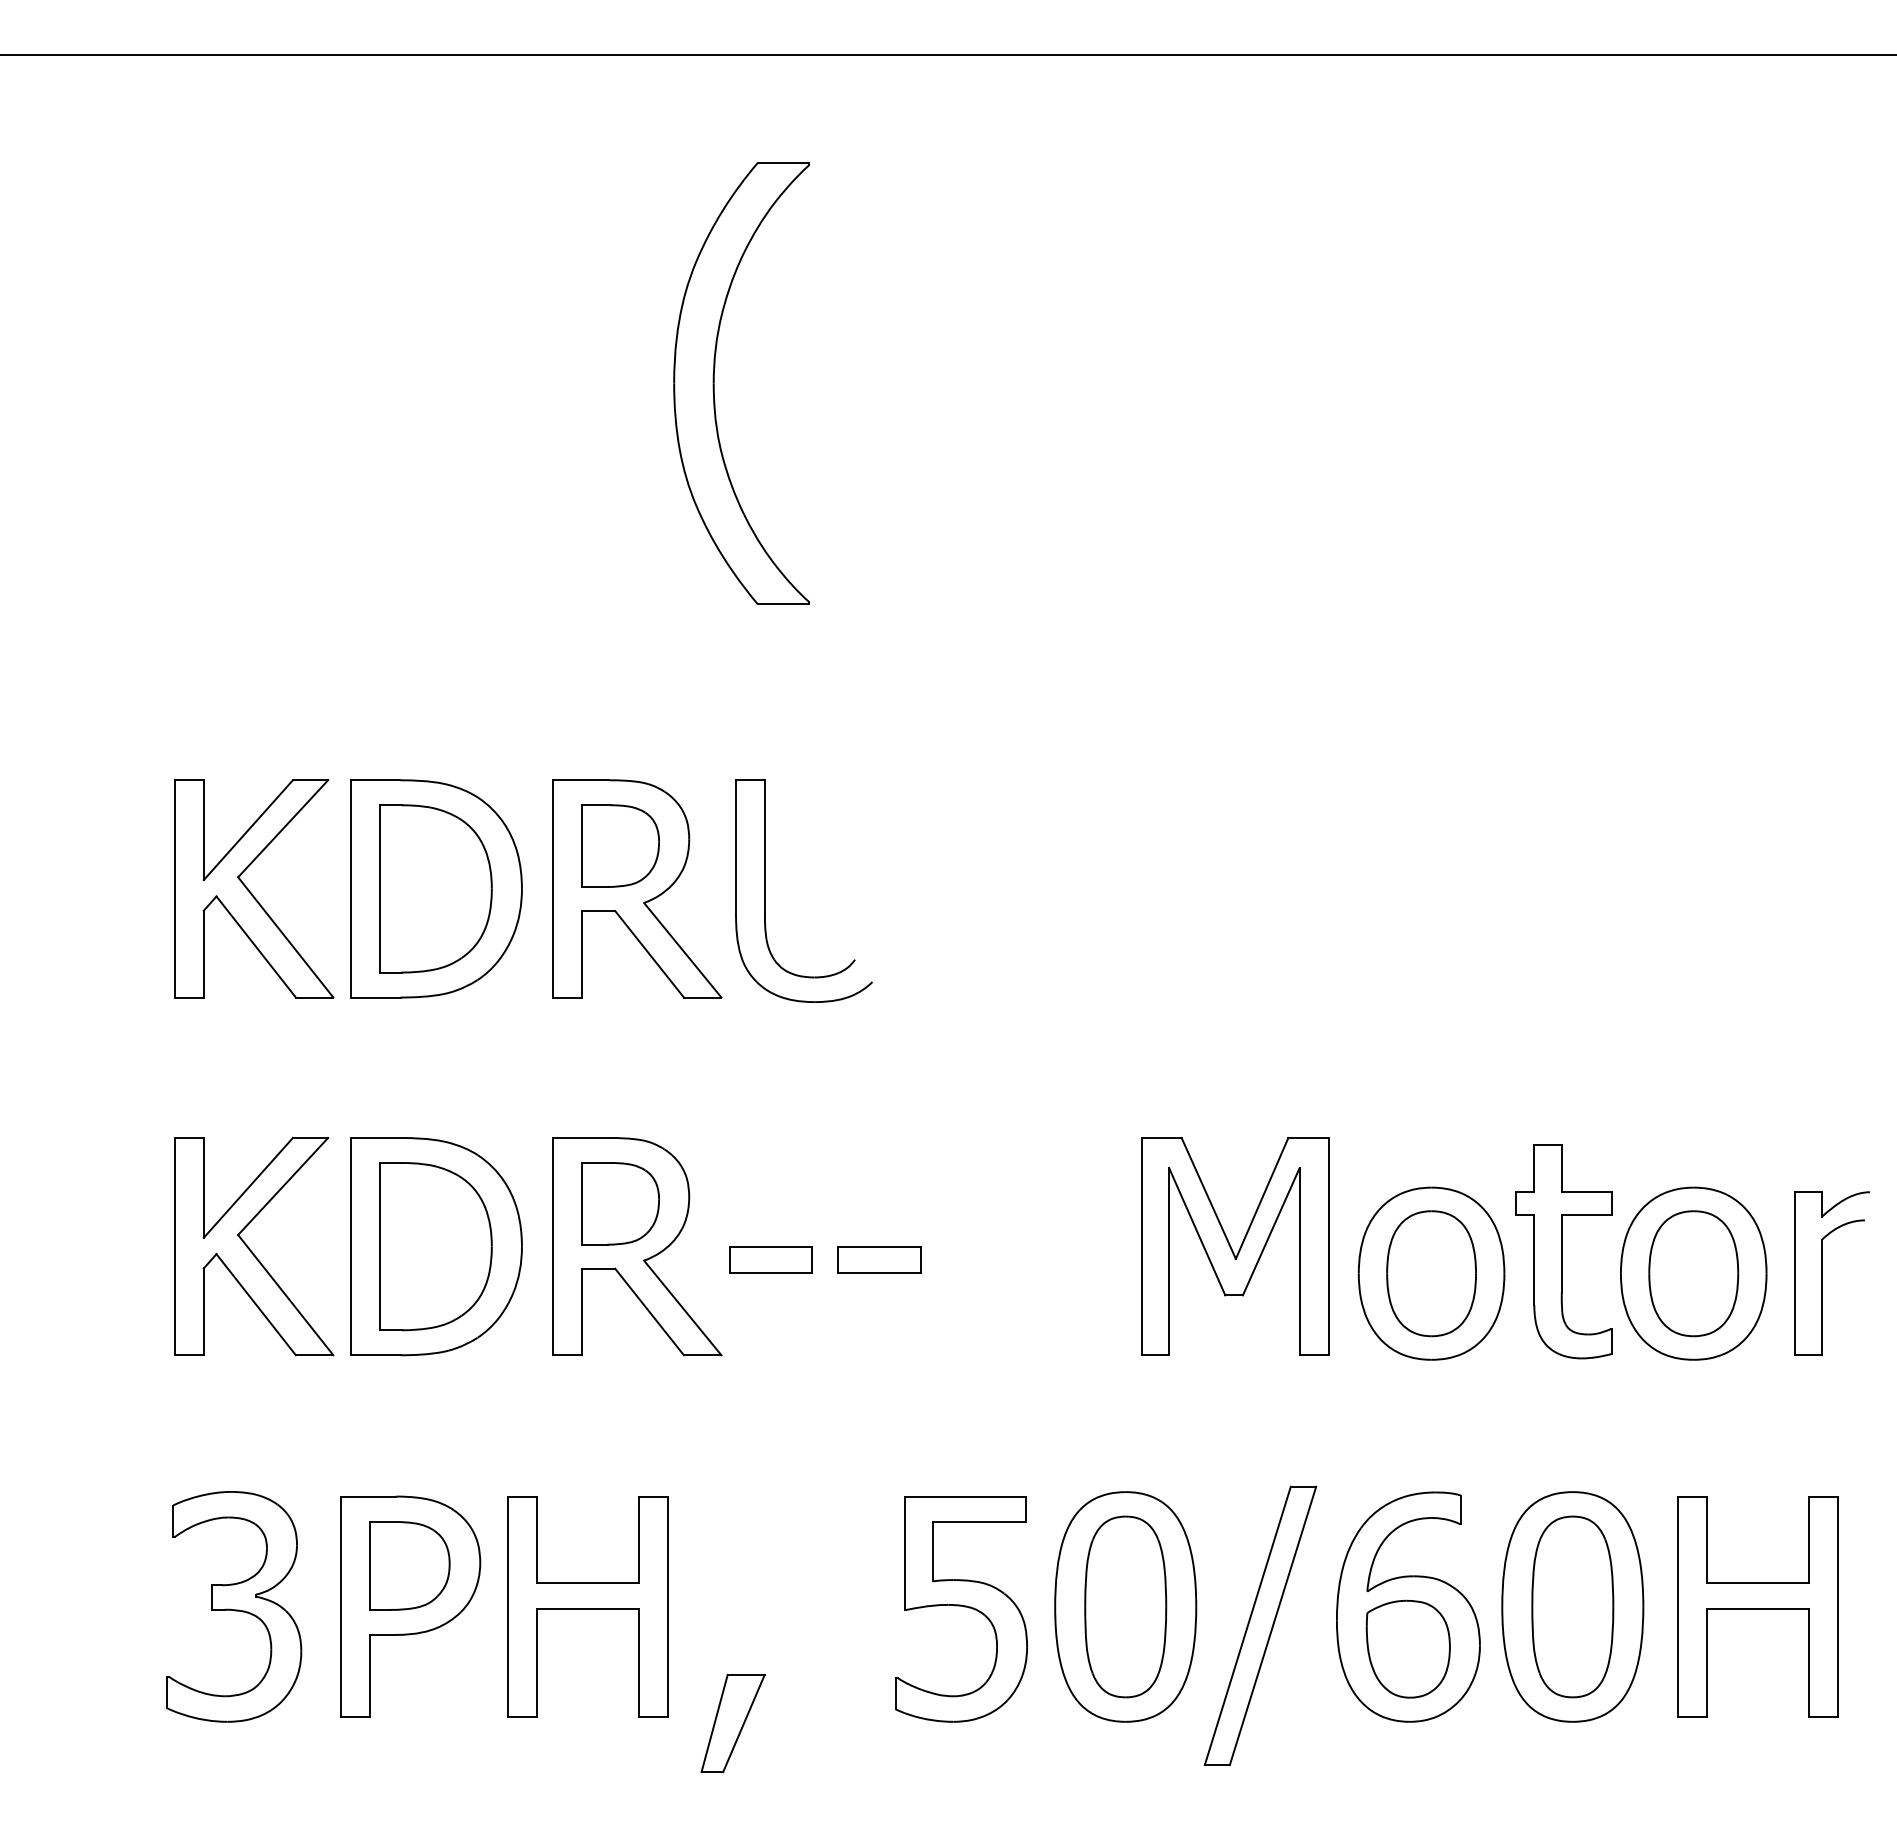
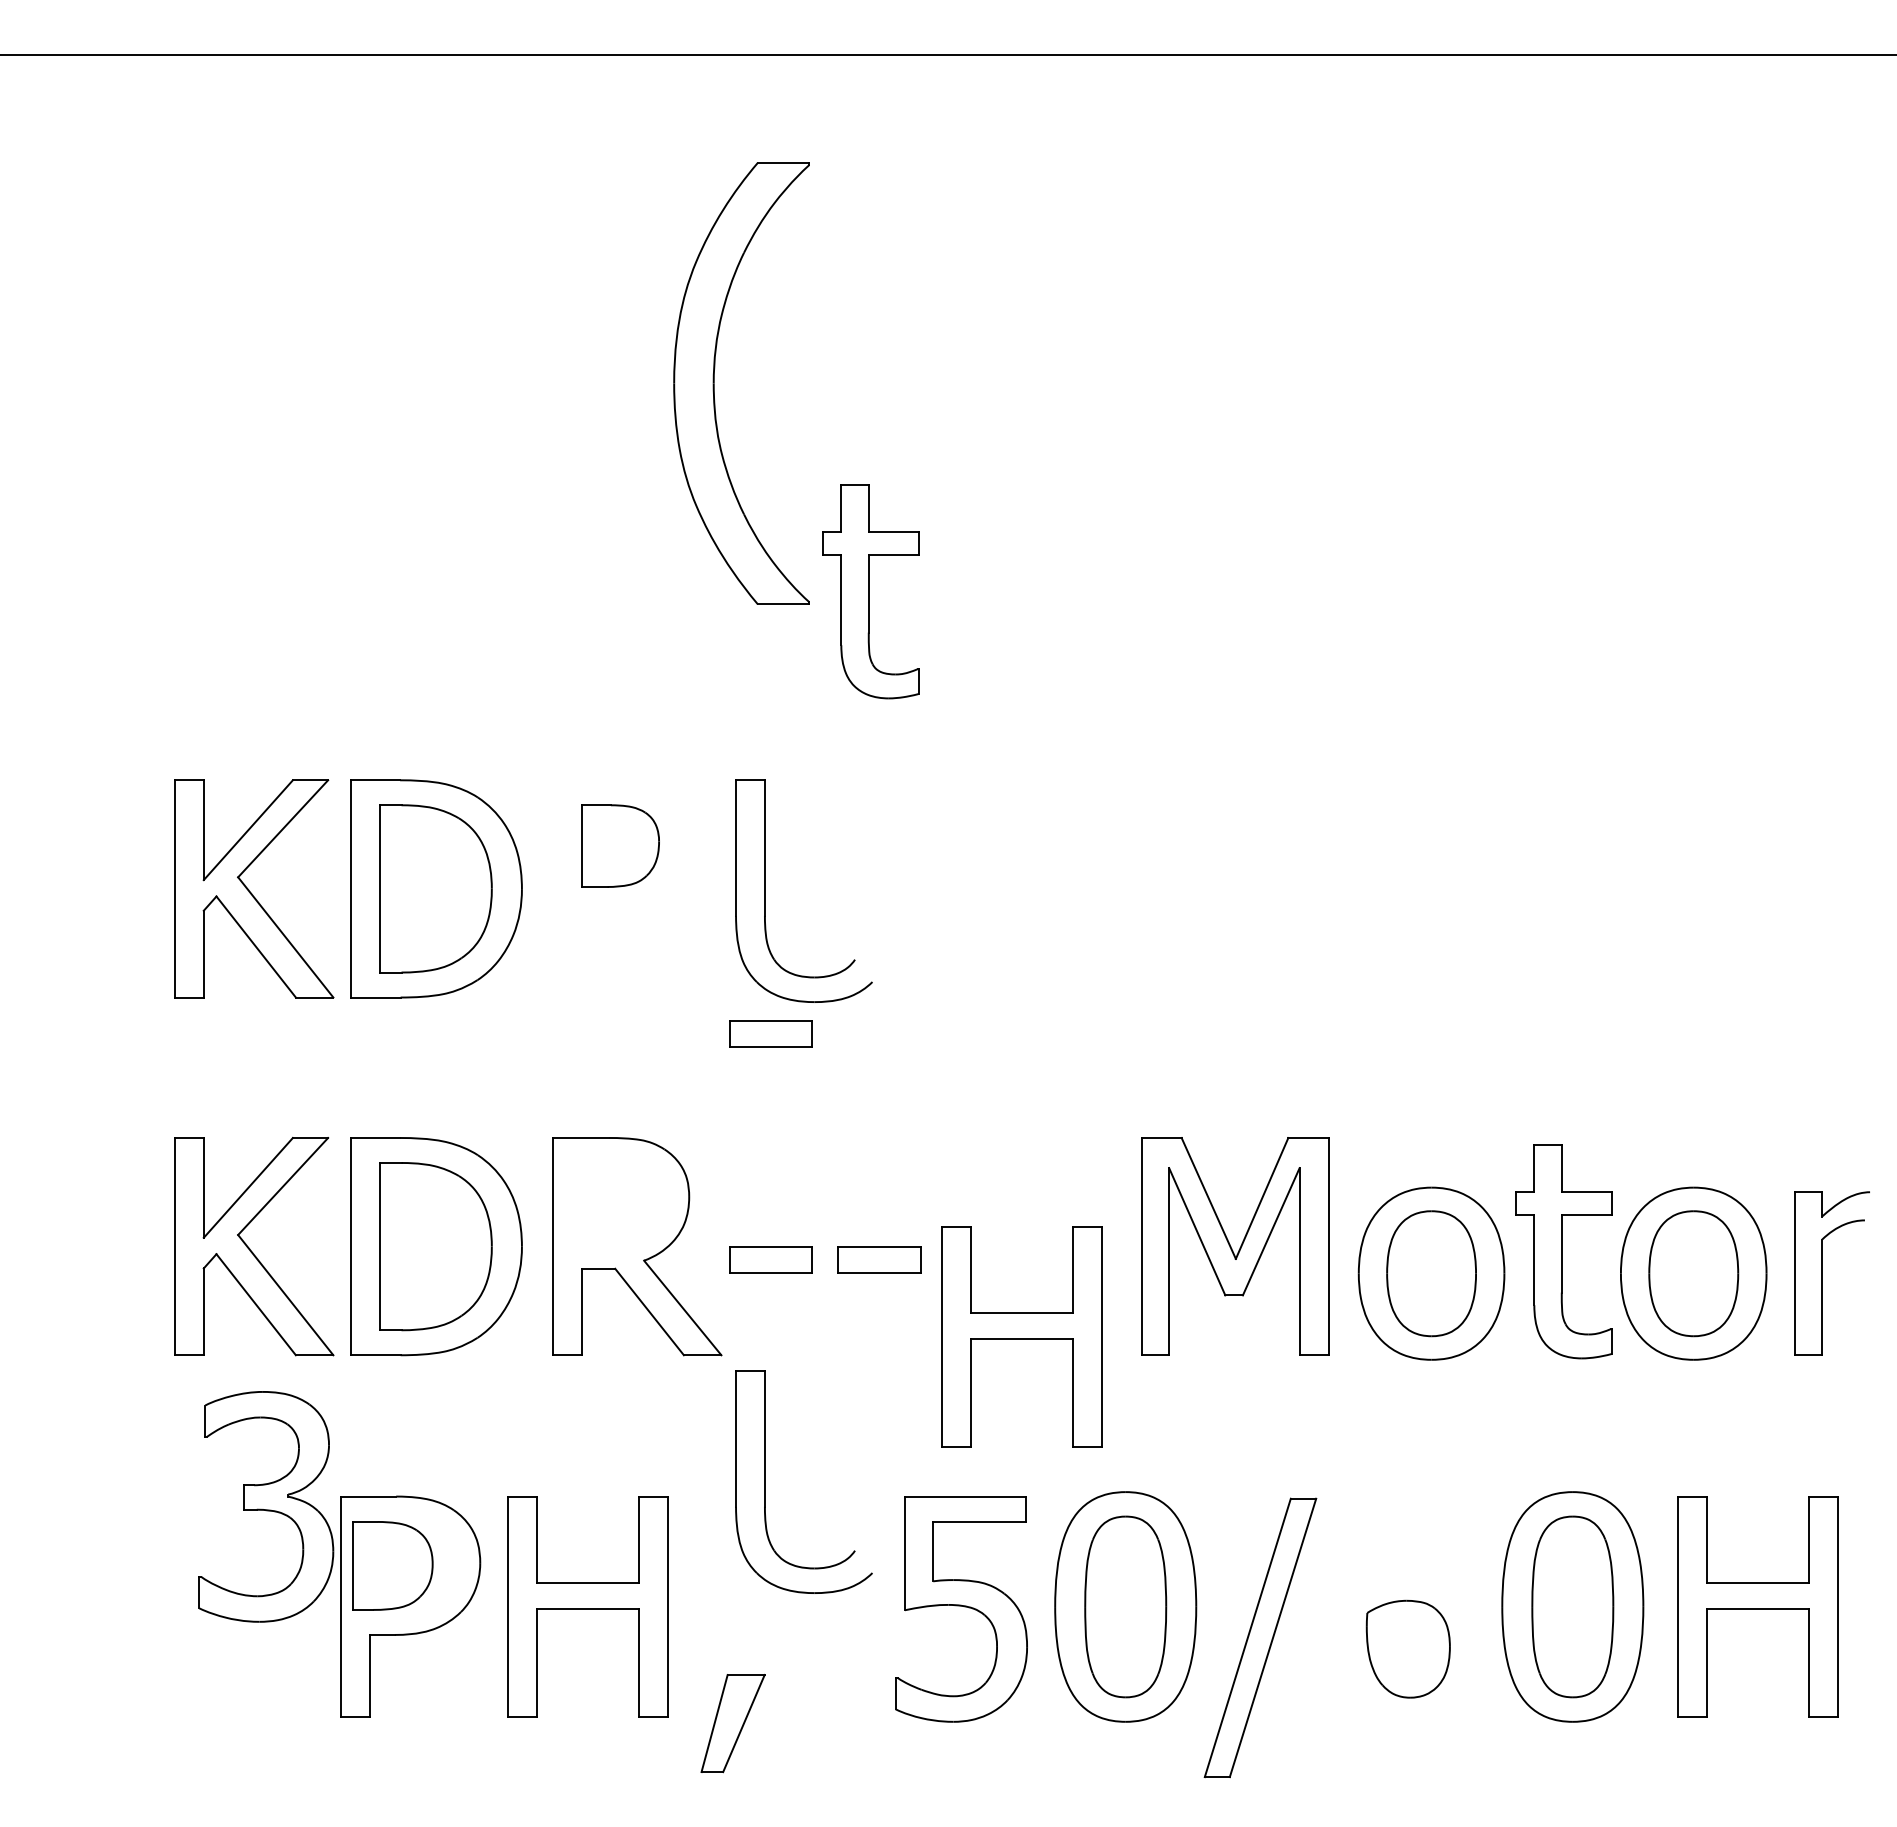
part: none -> present (870, 591)
part: present -> none (637, 888)
part: none -> present (770, 1033)
part: present -> none (620, 1203)
part: none -> present (1021, 1336)
part: none -> present (765, 1481)
part position: (409, 1565) -> (392, 1565) (392, 1565)
part position: (234, 1606) -> (266, 1506) (266, 1506)
part: present -> none (1408, 1606)
part position: (1260, 1625) -> (1260, 1637) (1260, 1637)
